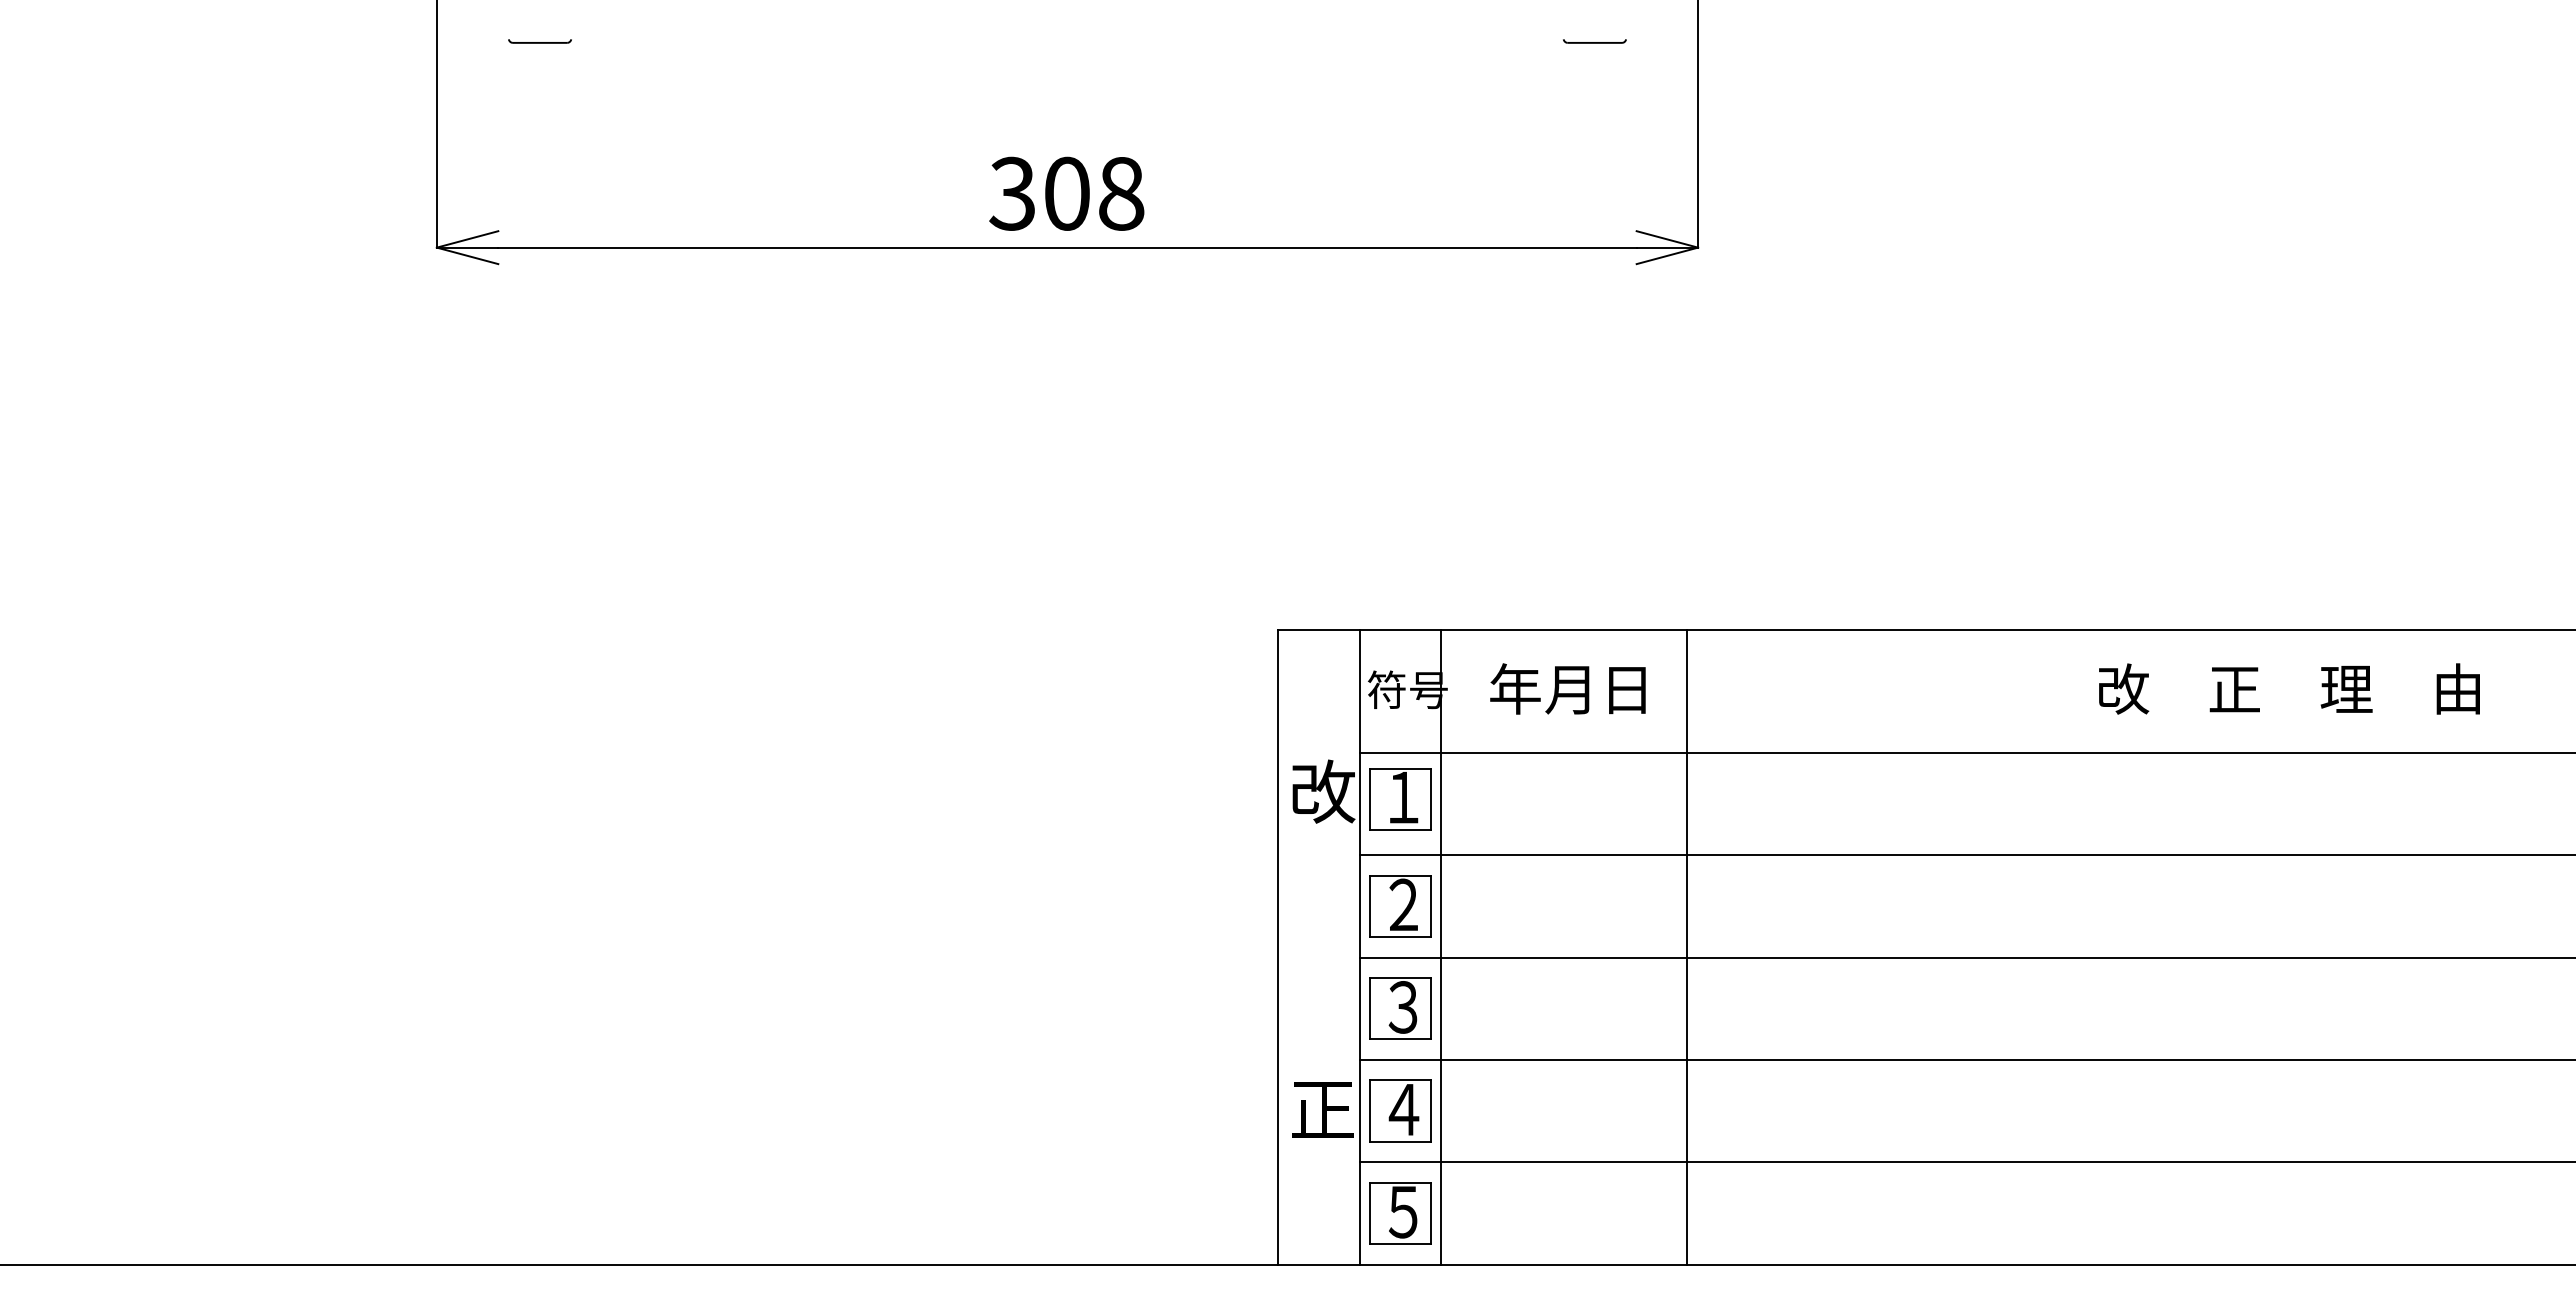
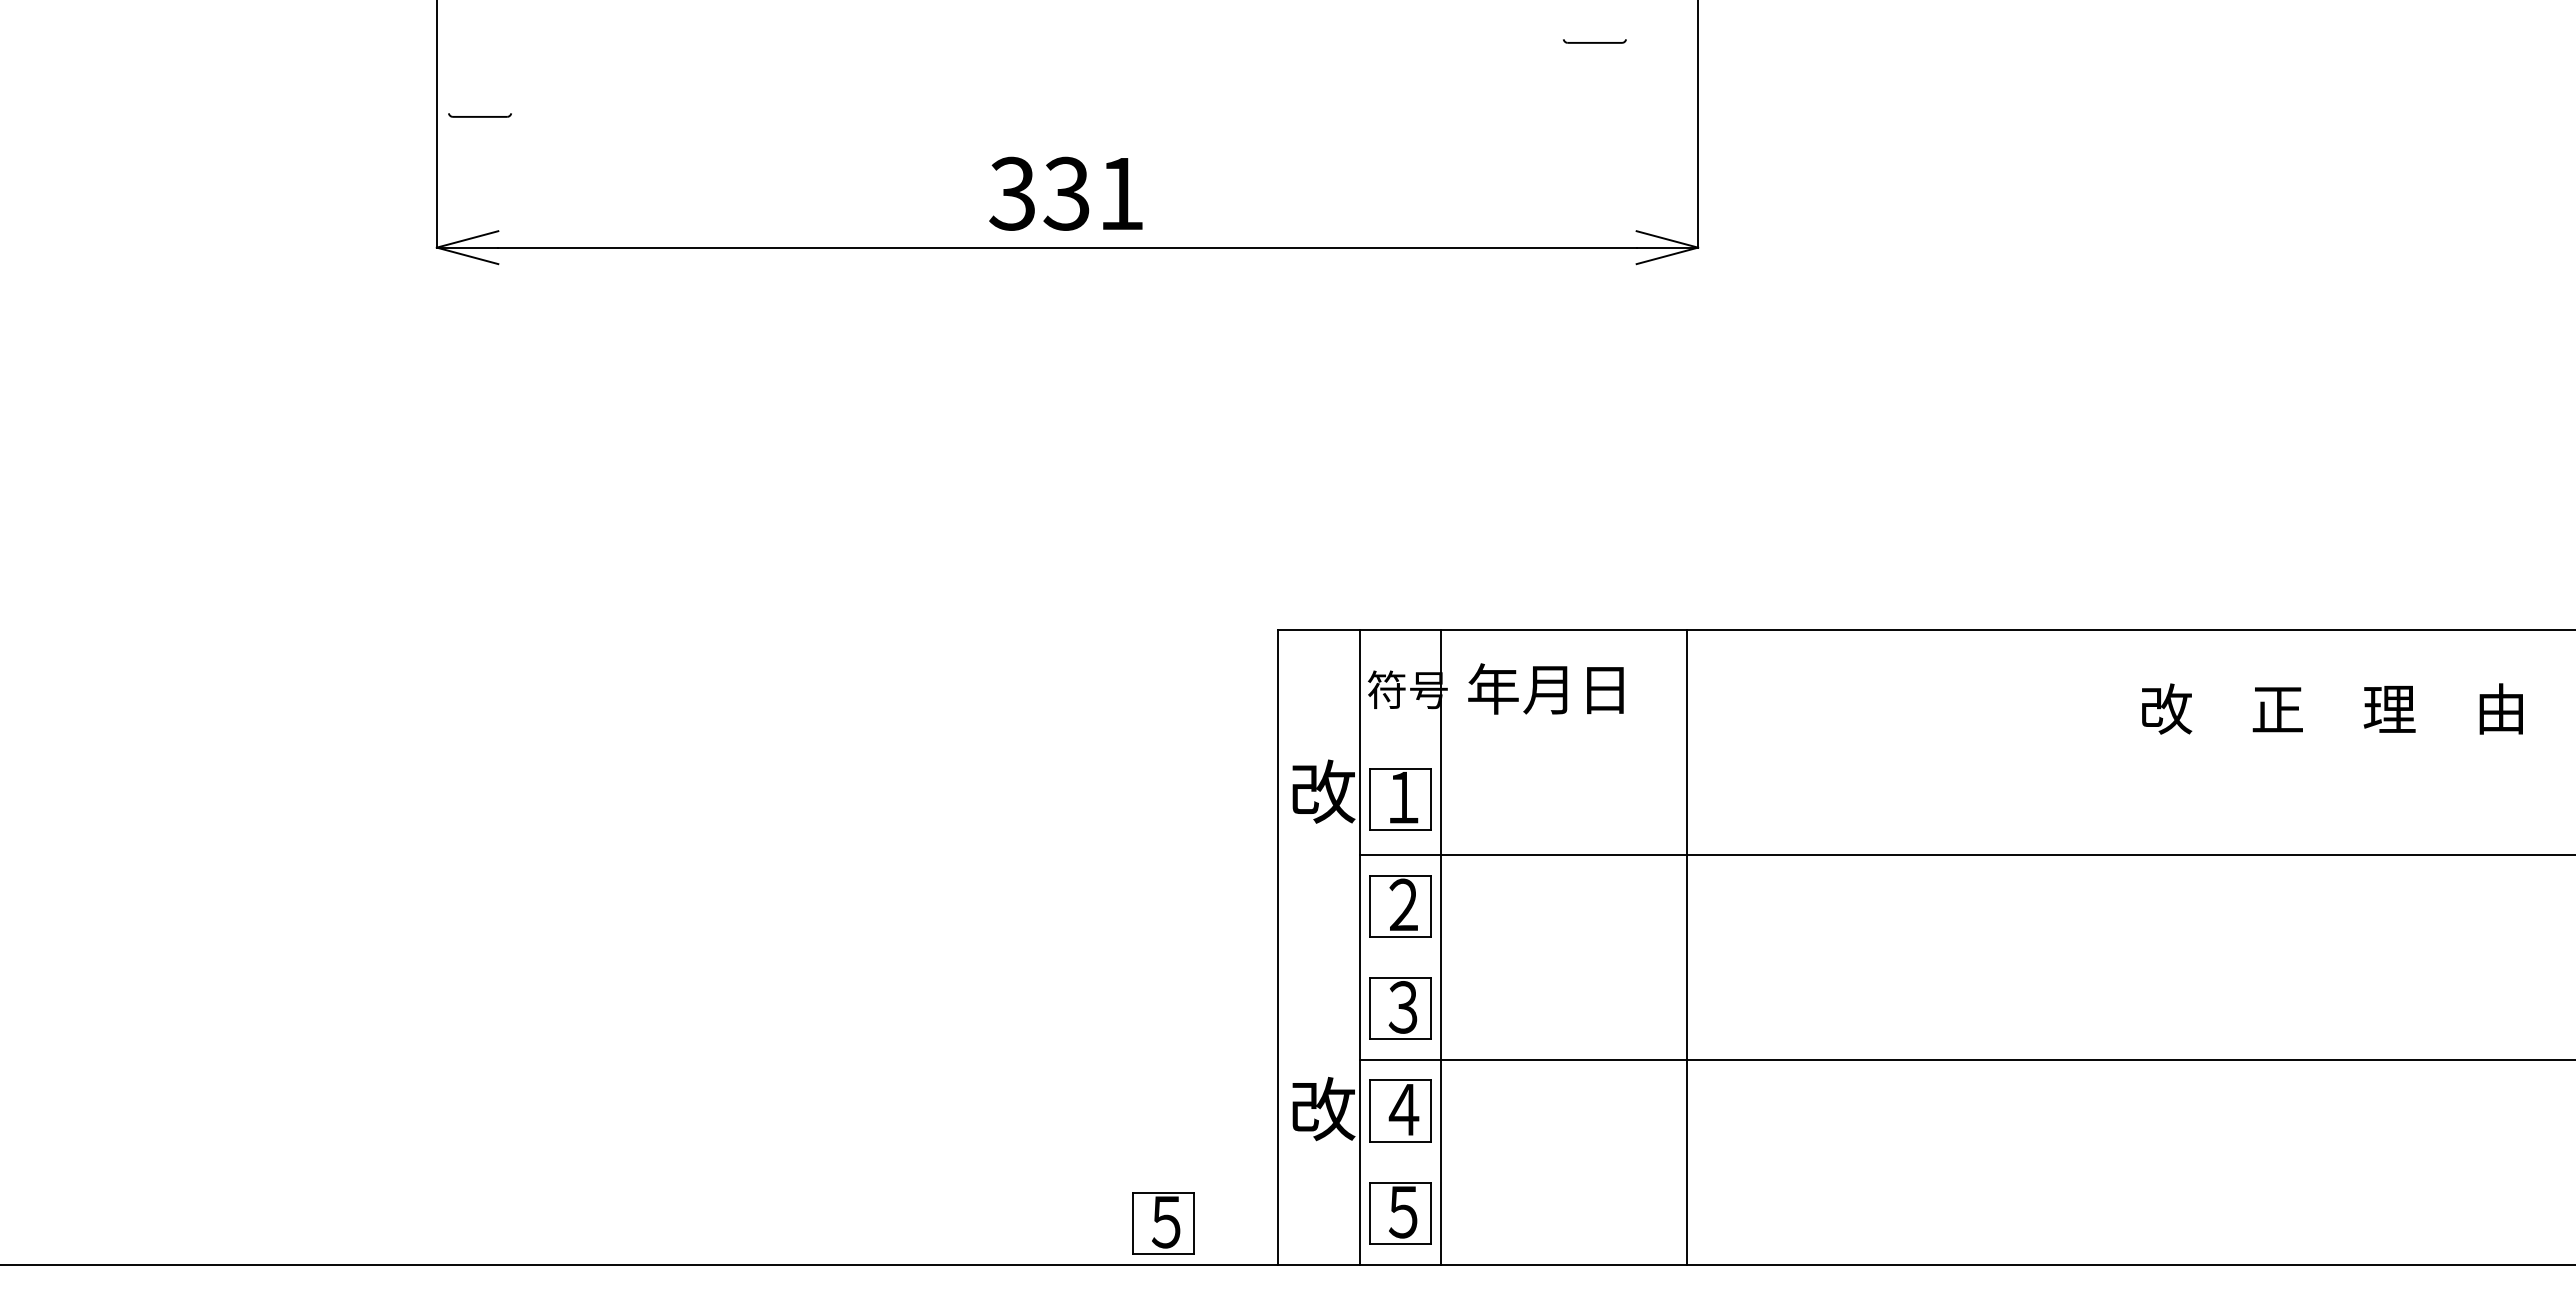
part position: (539, 41) -> (479, 115) (479, 115)
text: 308 -> 331 (1093, 193)
text position: (1567, 688) -> (1545, 688) (1545, 688)
text position: (2289, 688) -> (2332, 708) (2332, 708)
line: present -> none (1965, 752)
line: present -> none (1965, 957)
text: 正 -> 改 (1323, 1109)
line: present -> none (1965, 1162)
part: none -> present (1163, 1223)
